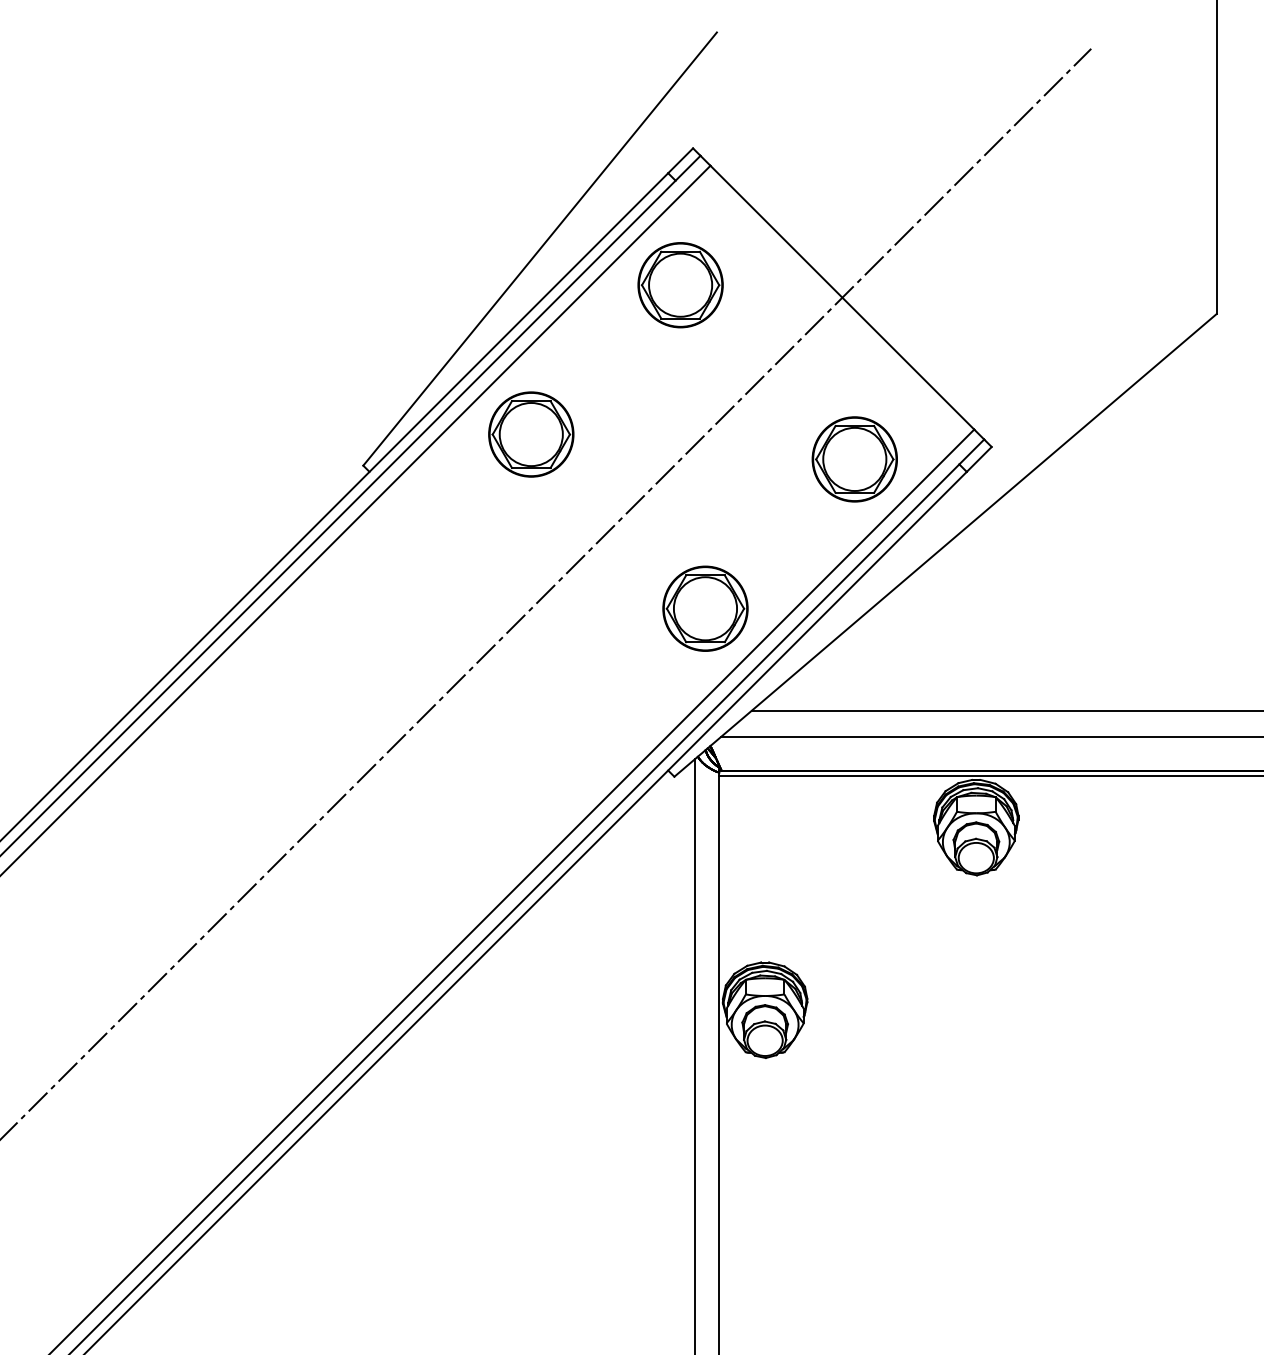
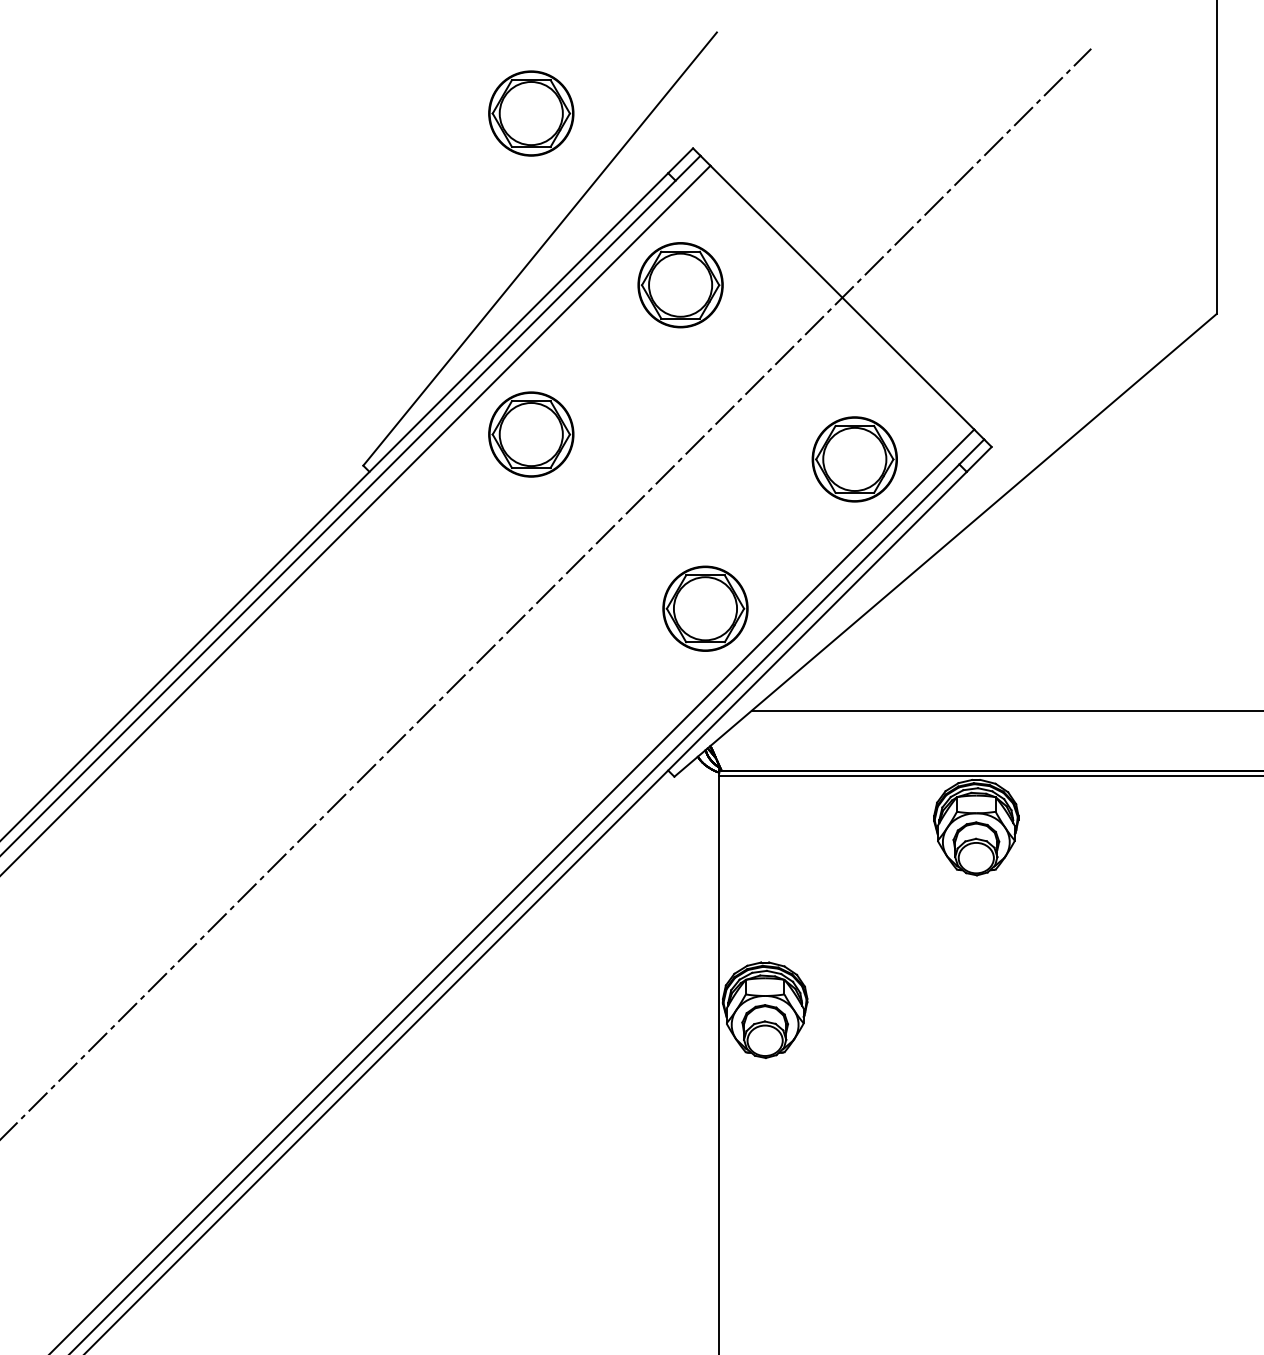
part: none -> present (531, 113)
line: present -> none (990, 737)
line: present -> none (694, 1055)
